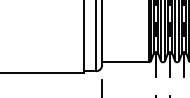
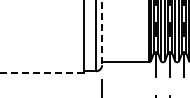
line: solid -> dashed (102, 33)
line: solid -> dashed (42, 72)
